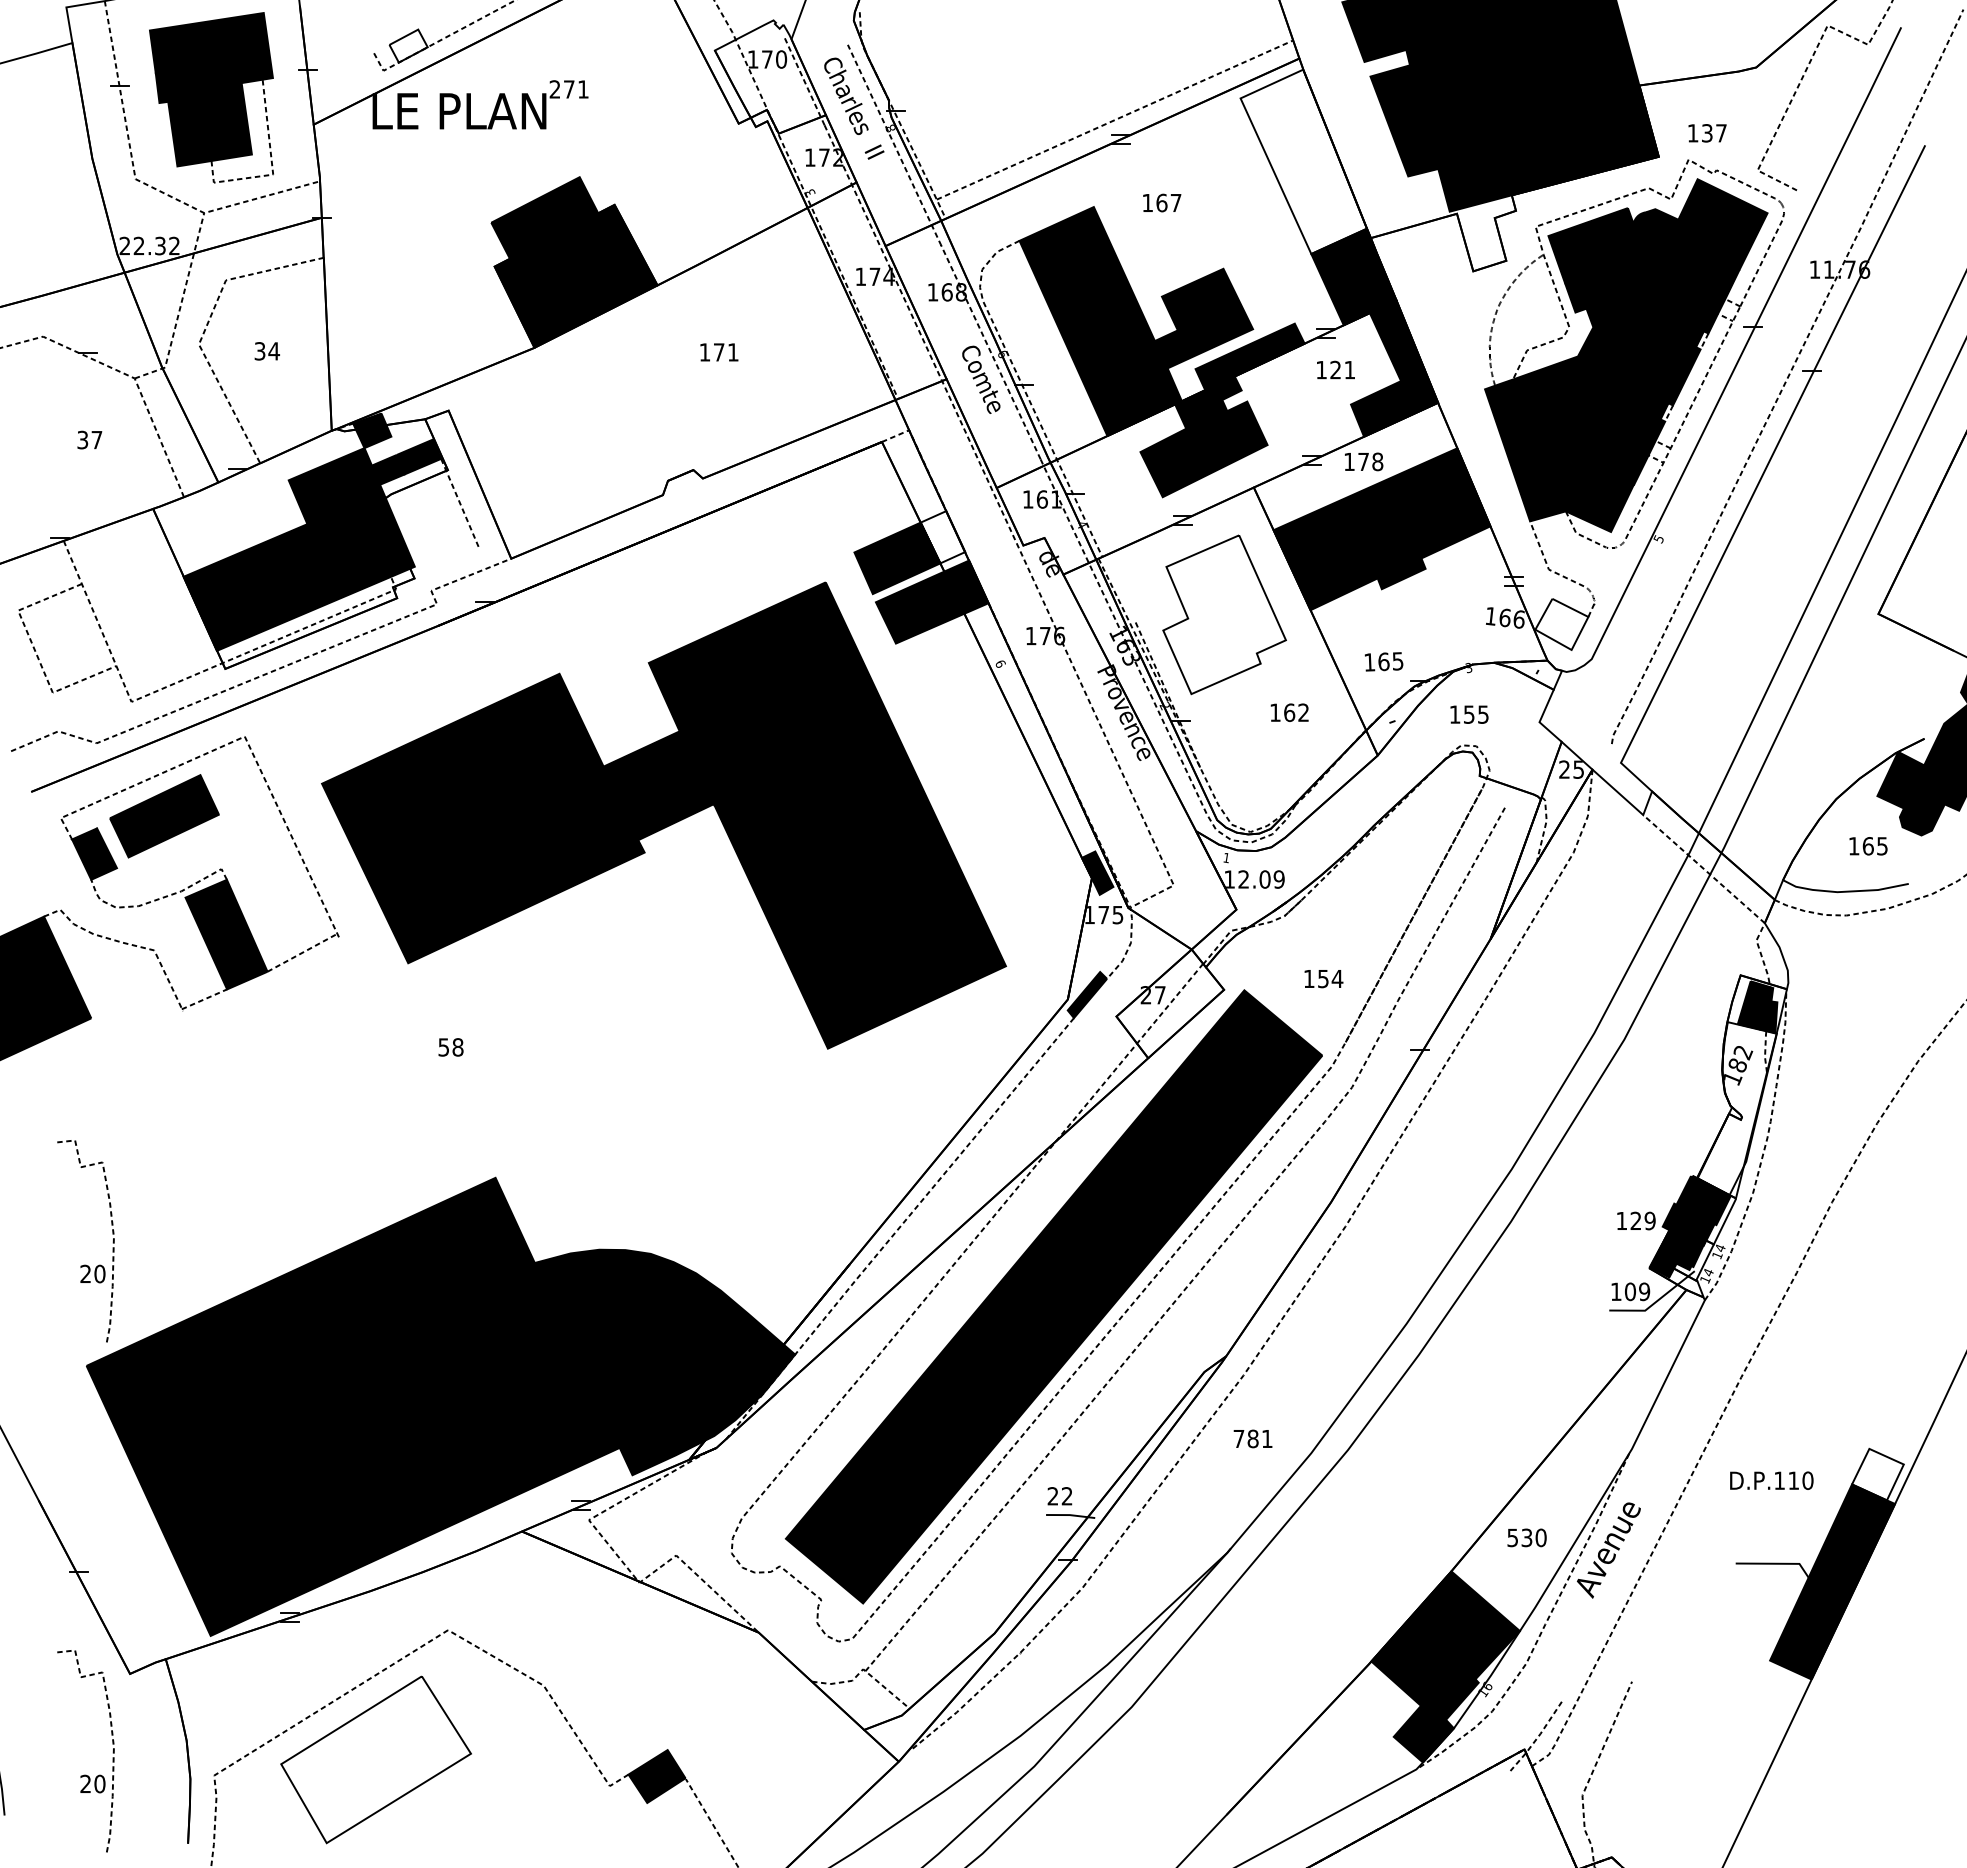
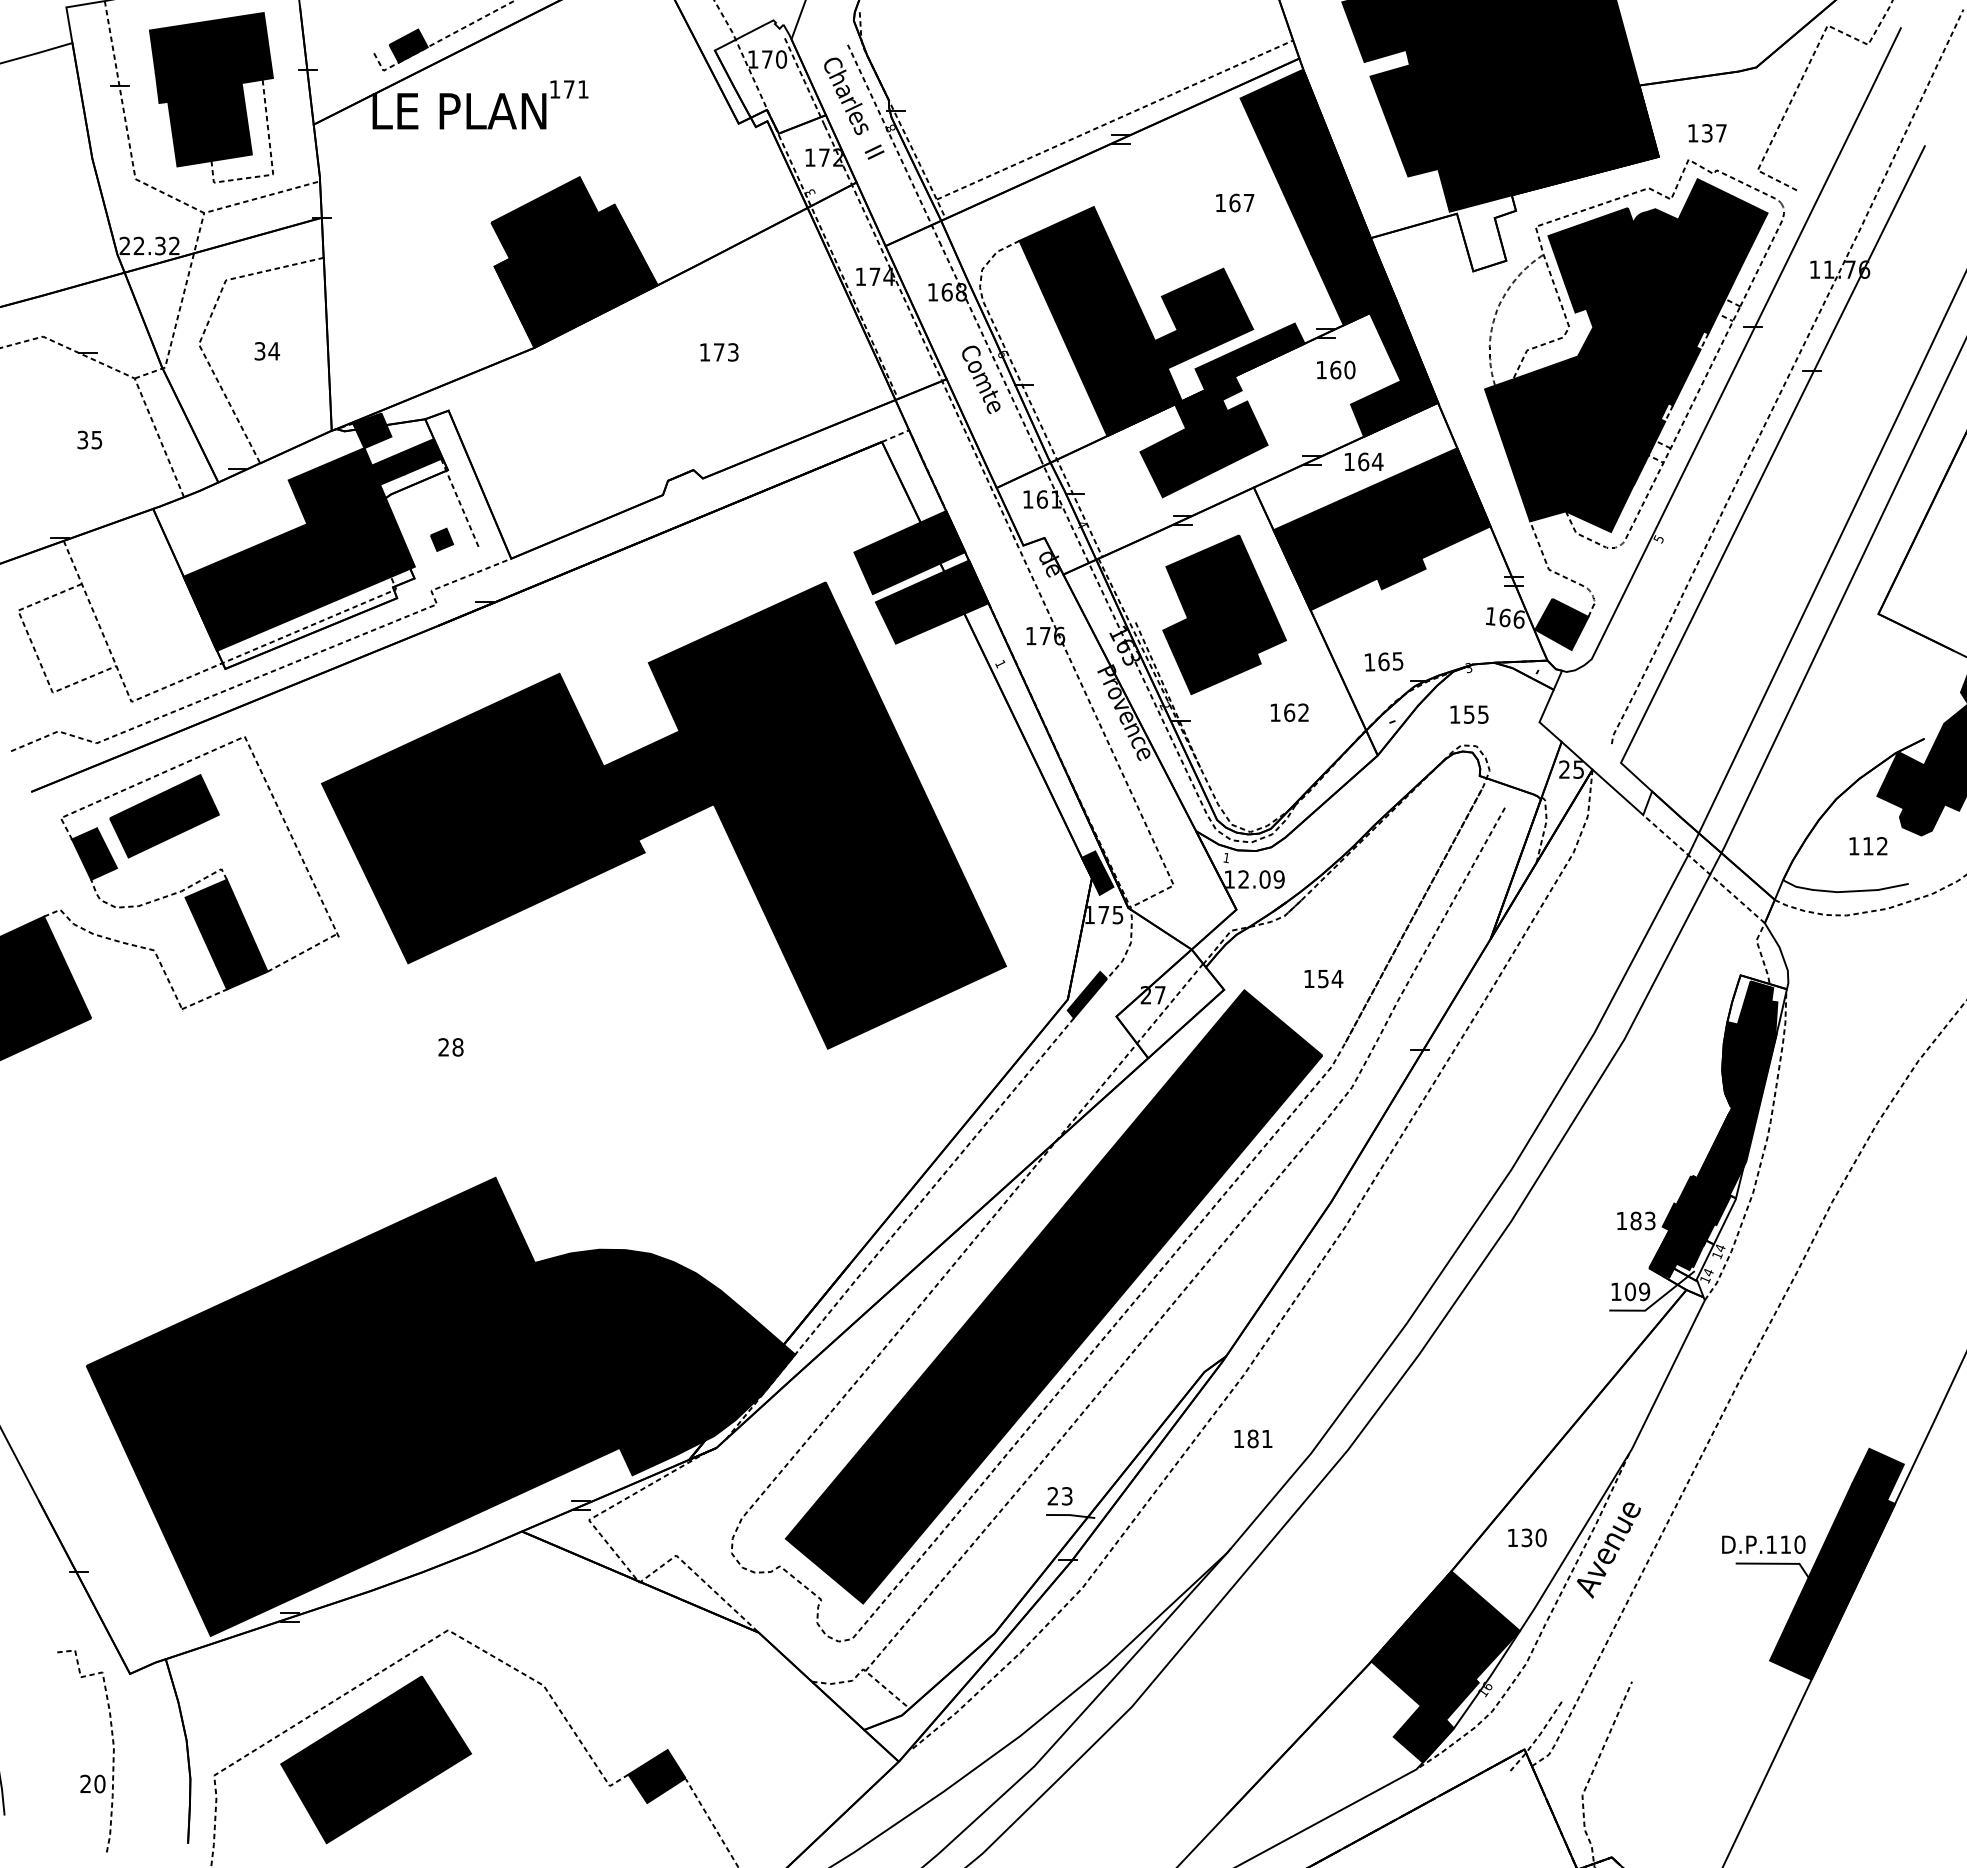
fill: none -> present (408, 45)
text: 271 -> 171 (554, 89)
fill: none -> present (1303, 161)
text position: (1162, 202) -> (1235, 202) (1235, 202)
text: 171 -> 173 (733, 352)
text: 121 -> 160 (1342, 369)
text: 37 -> 35 (96, 440)
text: 178 -> 164 (1370, 461)
fill: none -> present (942, 537)
part: none -> present (442, 539)
fill: none -> present (1224, 614)
fill: none -> present (1561, 624)
text: 6 -> 1 (1000, 664)
text: 165 -> 112 (1874, 846)
text: 58 -> 28 (443, 1047)
fill: none -> present (1736, 1108)
text: 129 -> 183 (1642, 1220)
part: present -> none (85, 1264)
text: 781 -> 181 (1238, 1438)
fill: none -> present (1877, 1474)
text position: (1771, 1480) -> (1763, 1544) (1763, 1544)
text: 22 -> 23 (1067, 1496)
text: 530 -> 130 (1512, 1537)
fill: none -> present (376, 1759)
